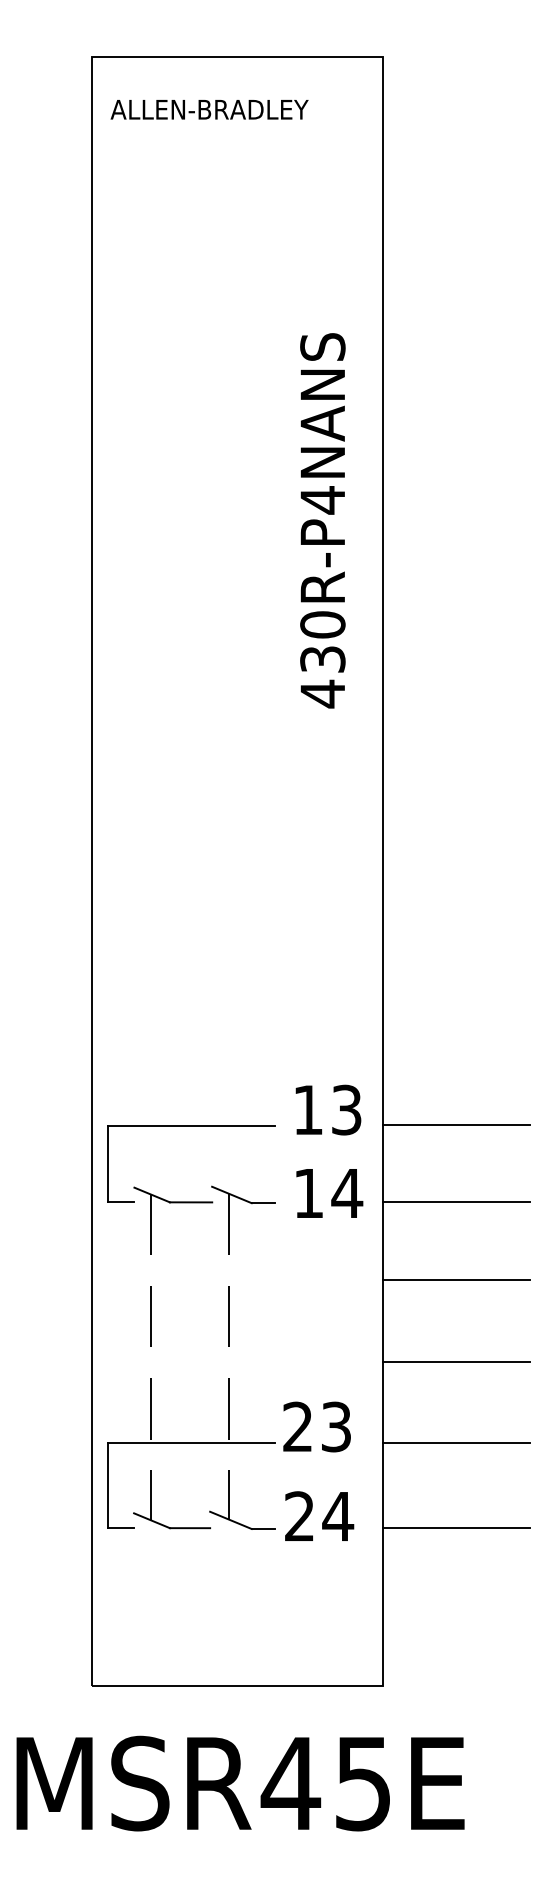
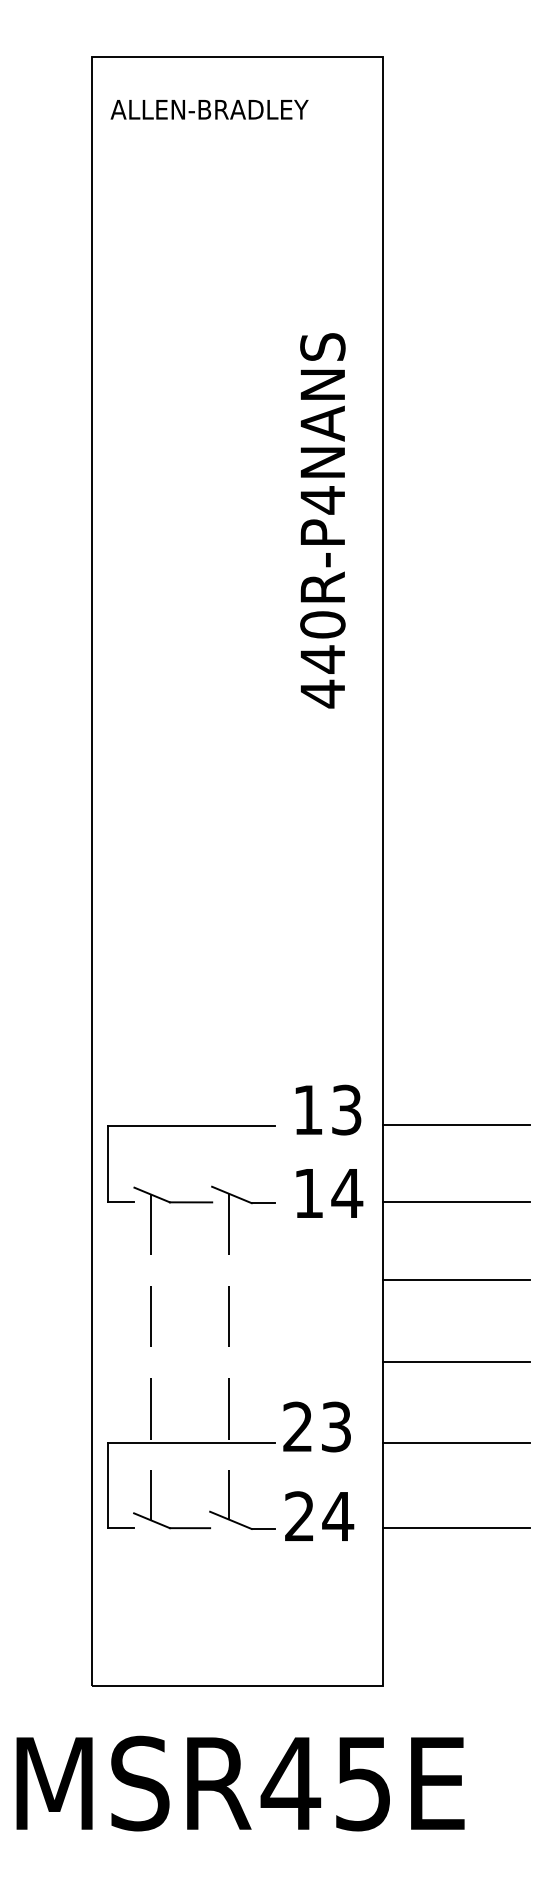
text: 430R-P4NANS -> 440R-P4NANS (322, 659)
